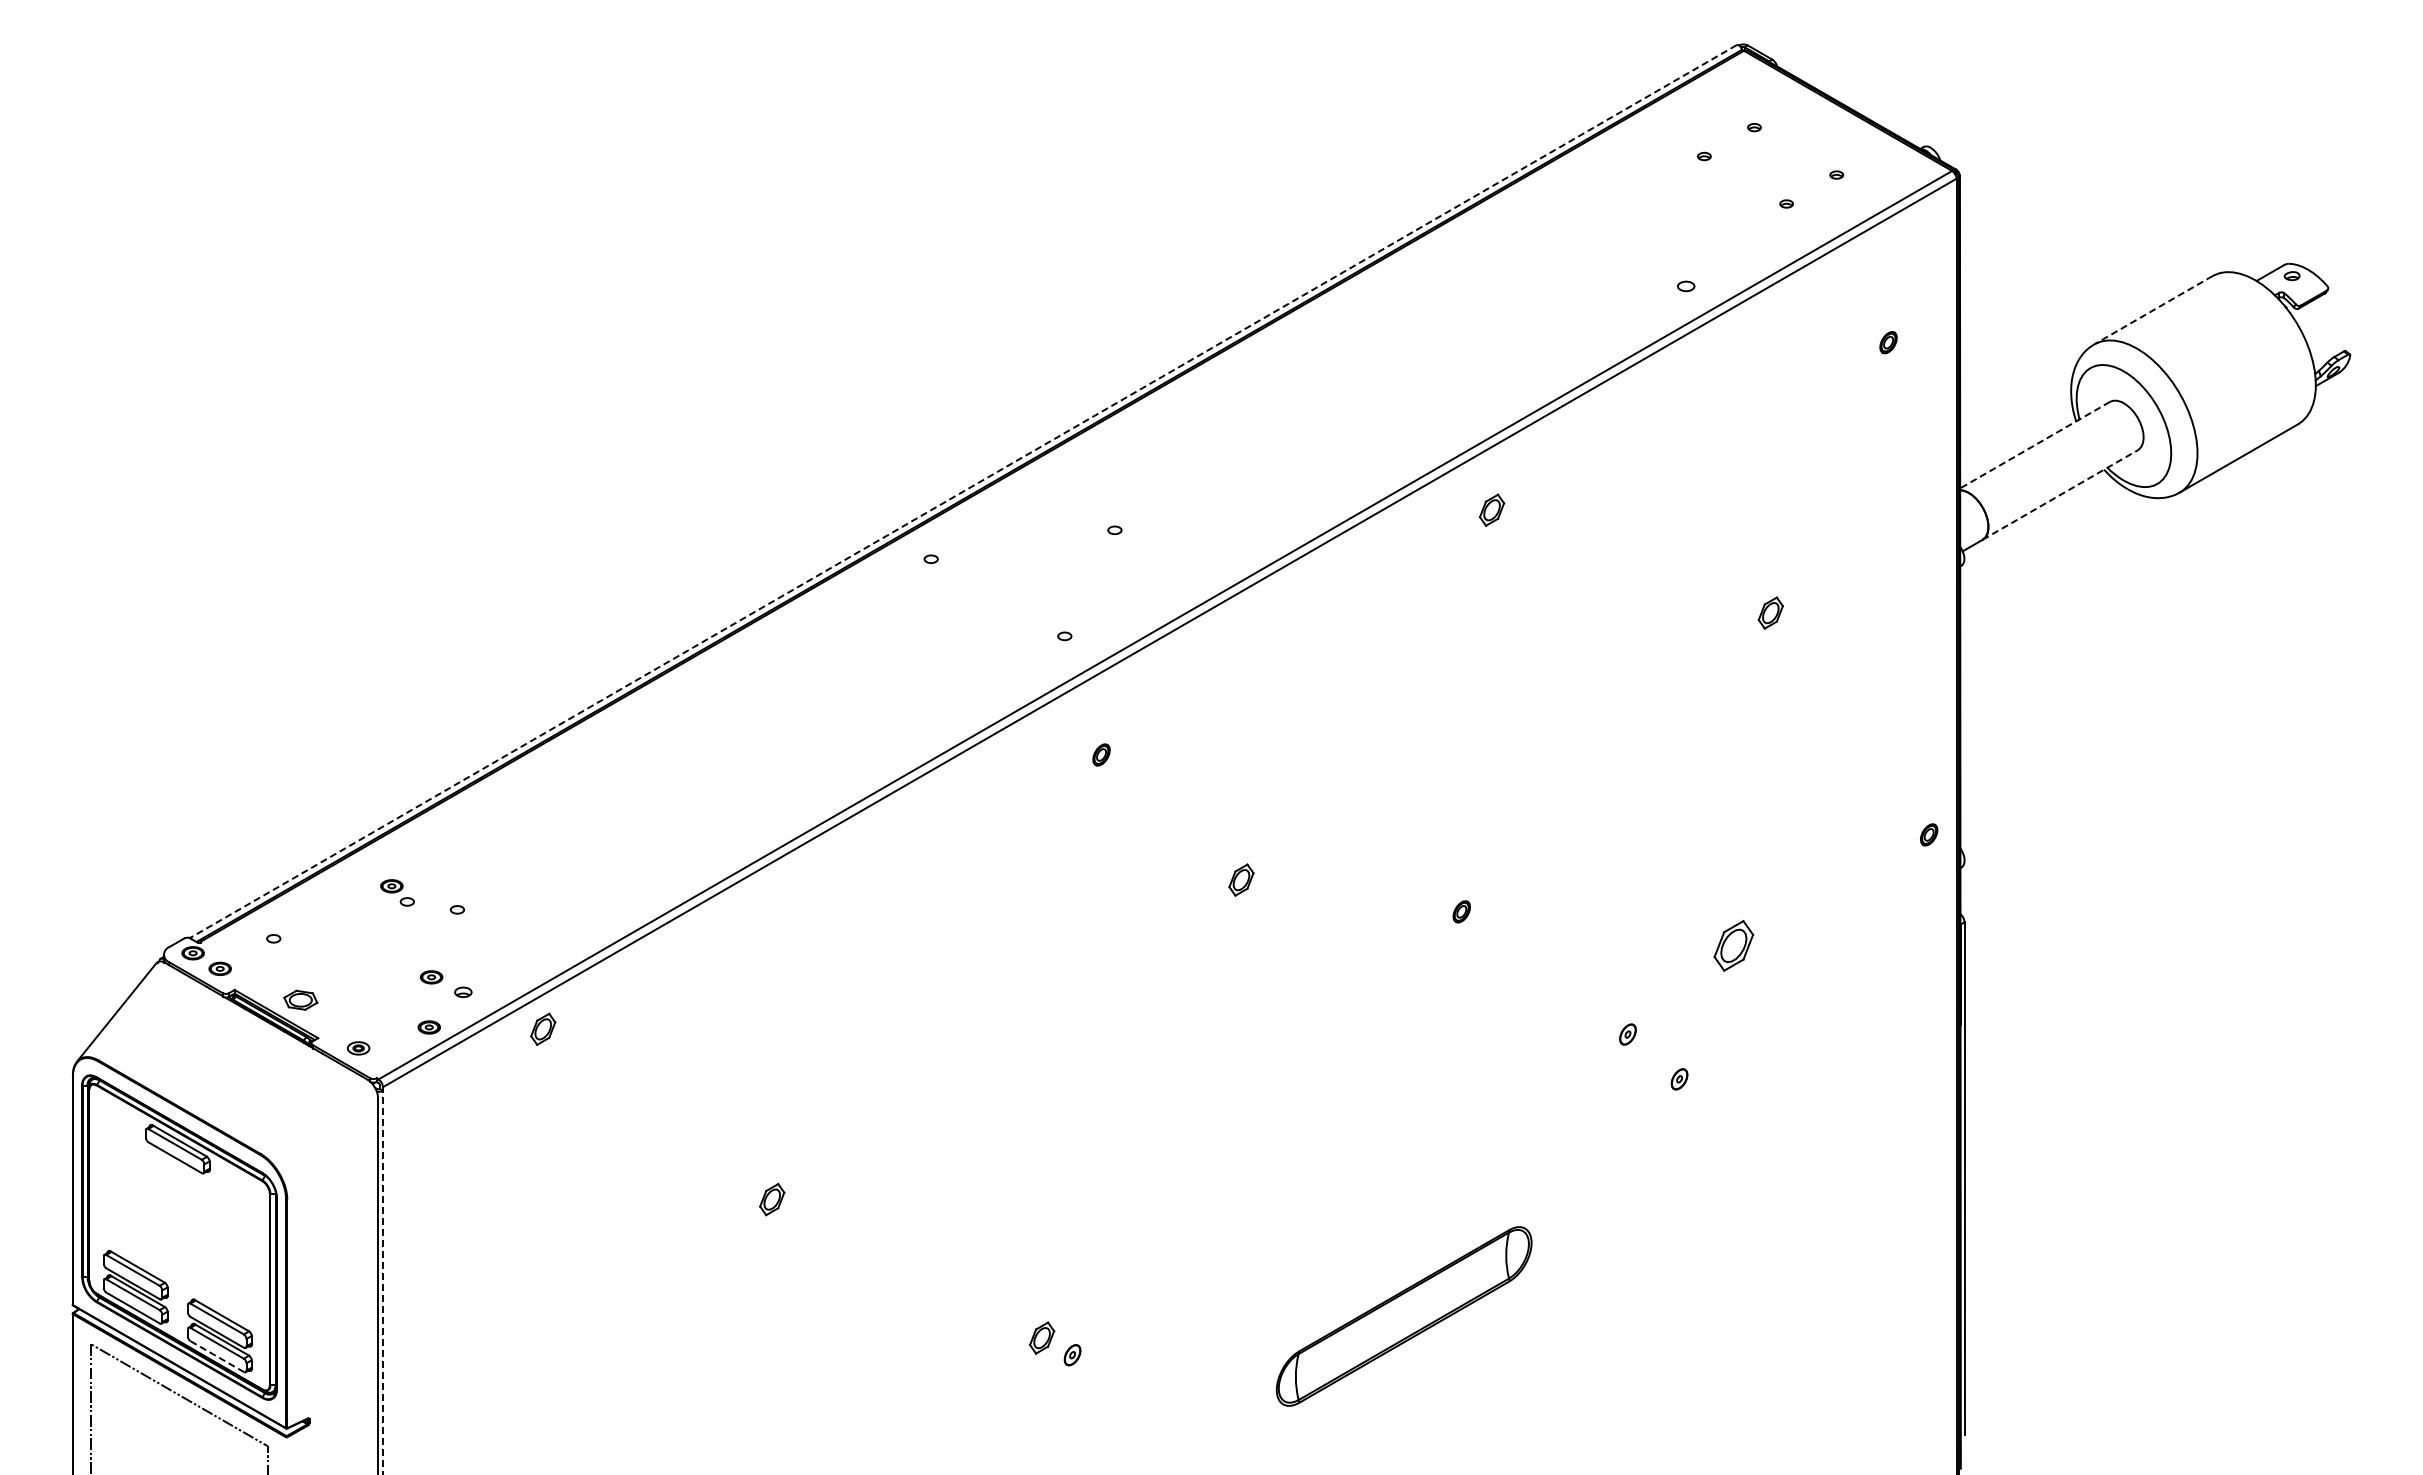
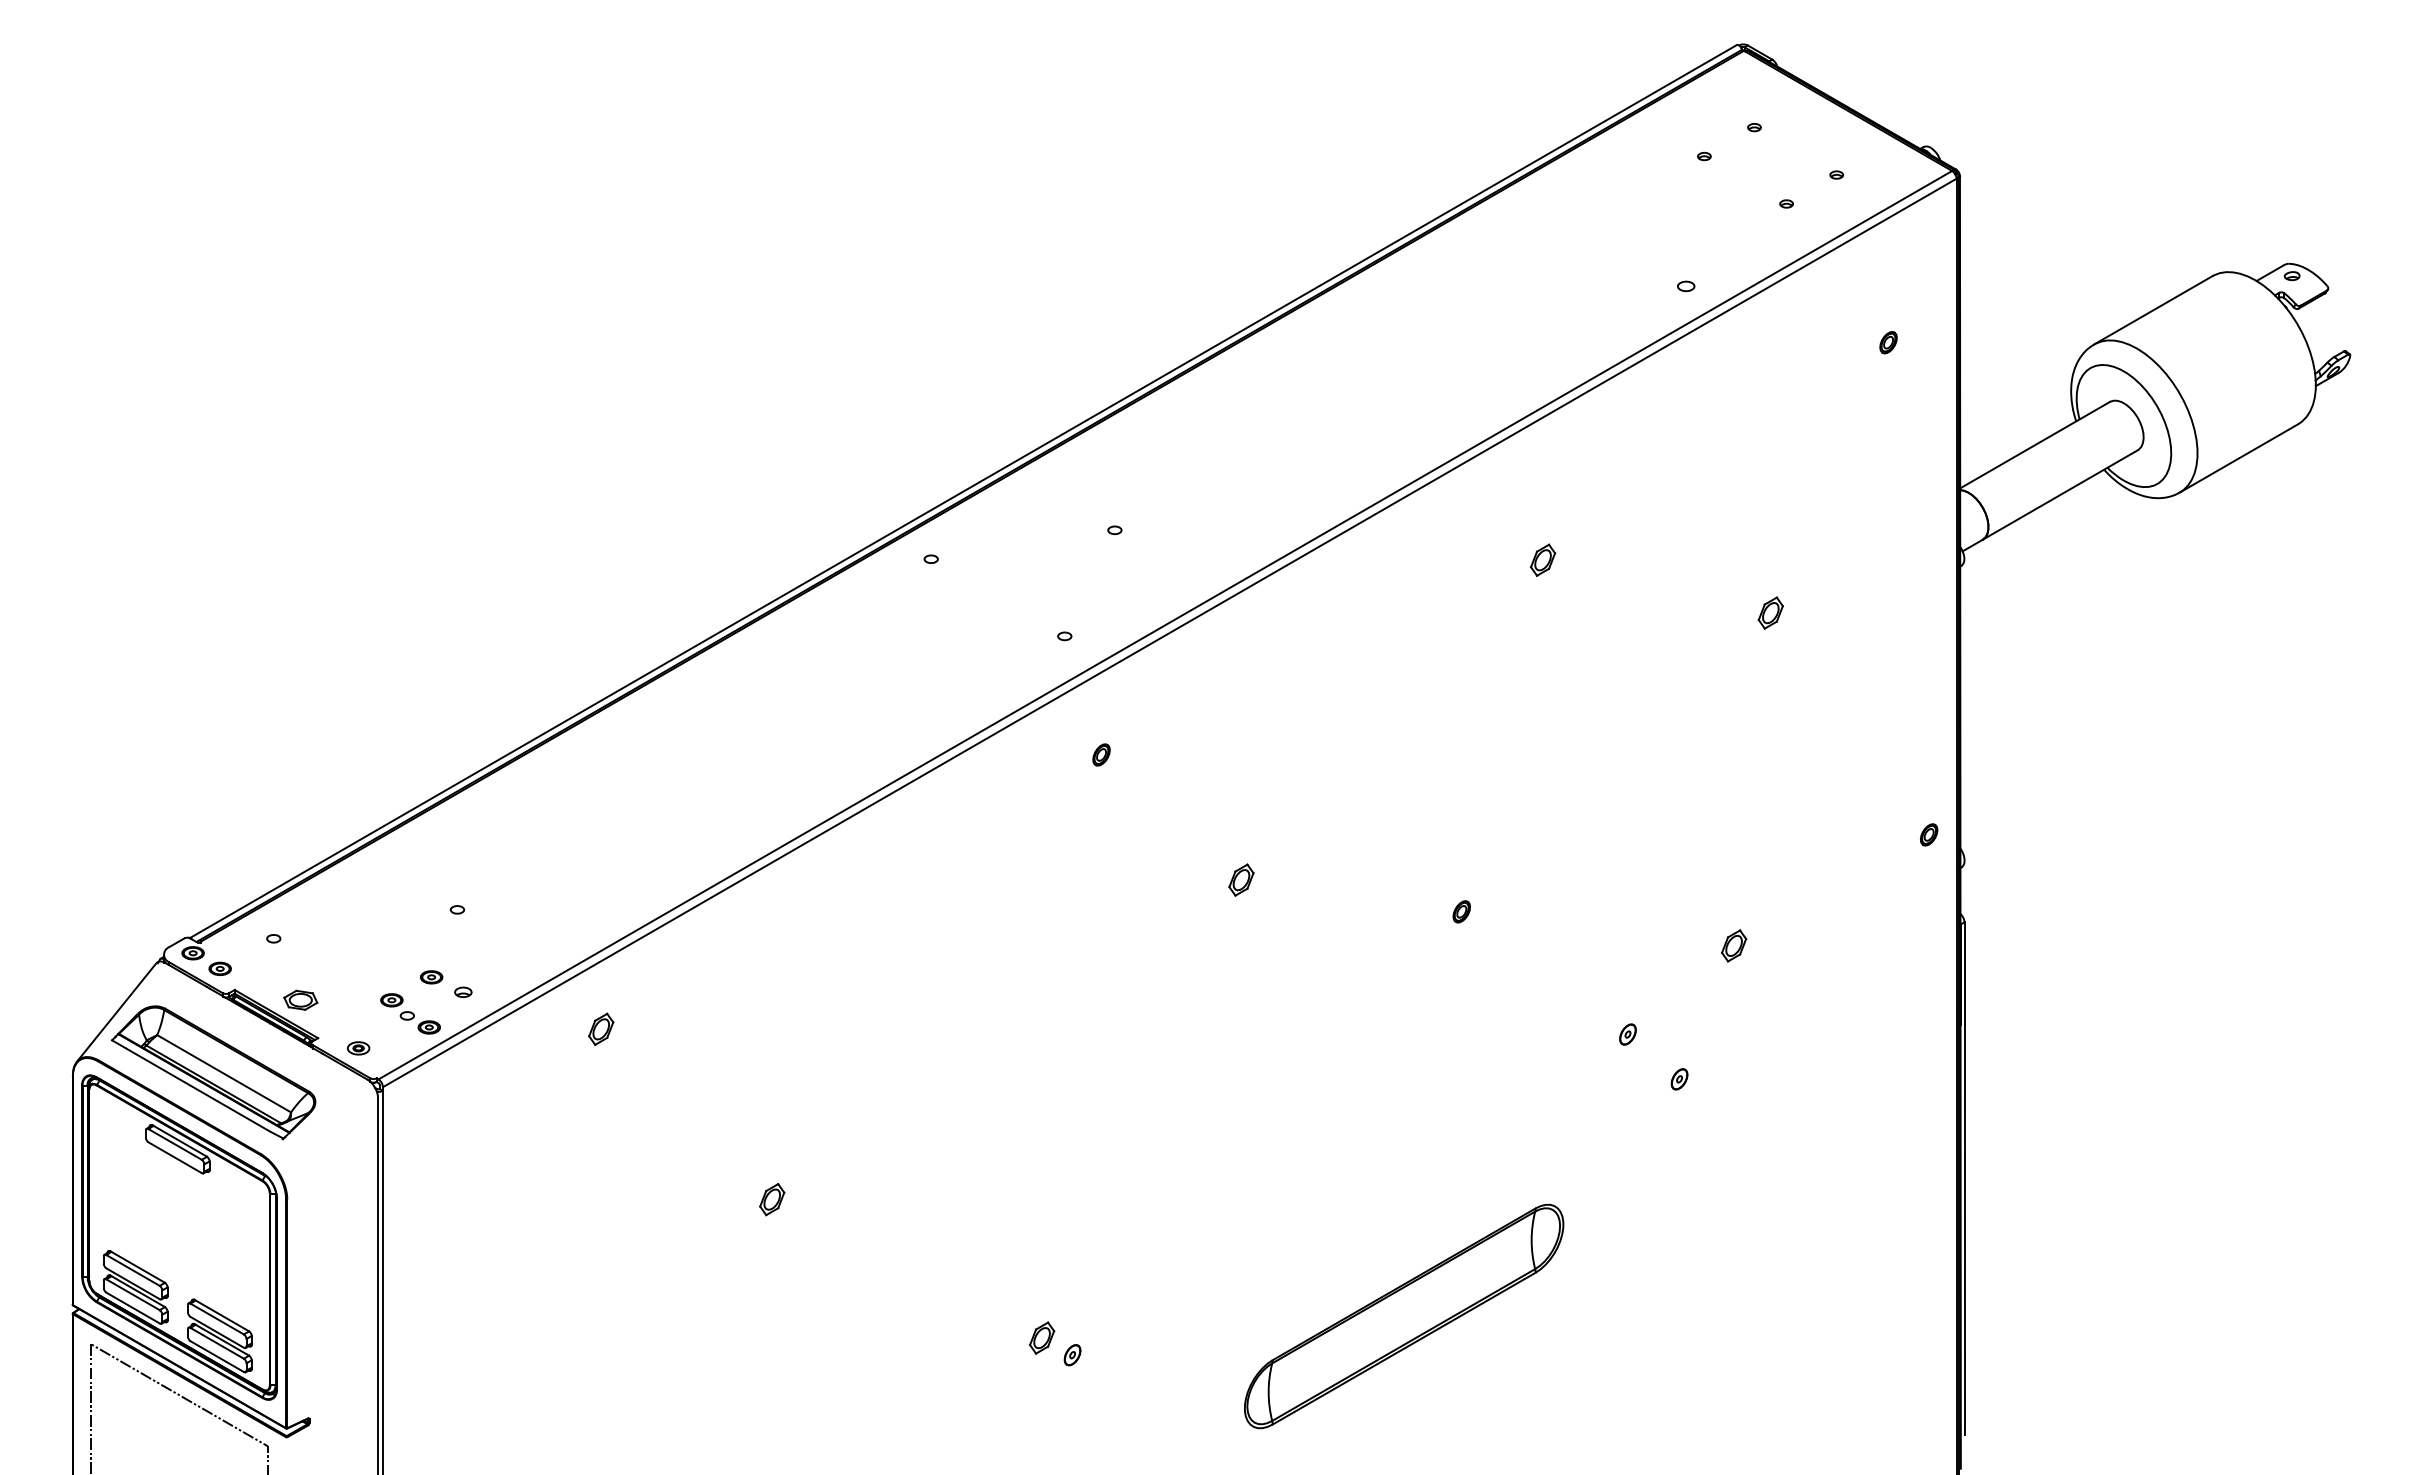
line: dashed -> solid (2153, 310)
line: dashed -> solid (2034, 445)
line: dashed -> solid (962, 491)
line: dashed -> solid (2060, 495)
part position: (1491, 509) -> (1542, 559) (1542, 559)
part position: (397, 892) -> (397, 1006) (397, 1006)
part size: 42x52 px -> 27x34 px (1734, 945)
part position: (543, 1028) -> (601, 1028) (601, 1028)
part: none -> present (213, 1072)
line: dashed -> solid (382, 1282)
part size: 258x181 px -> 321x227 px (1404, 1316)
line: dashed -> solid (217, 1356)
